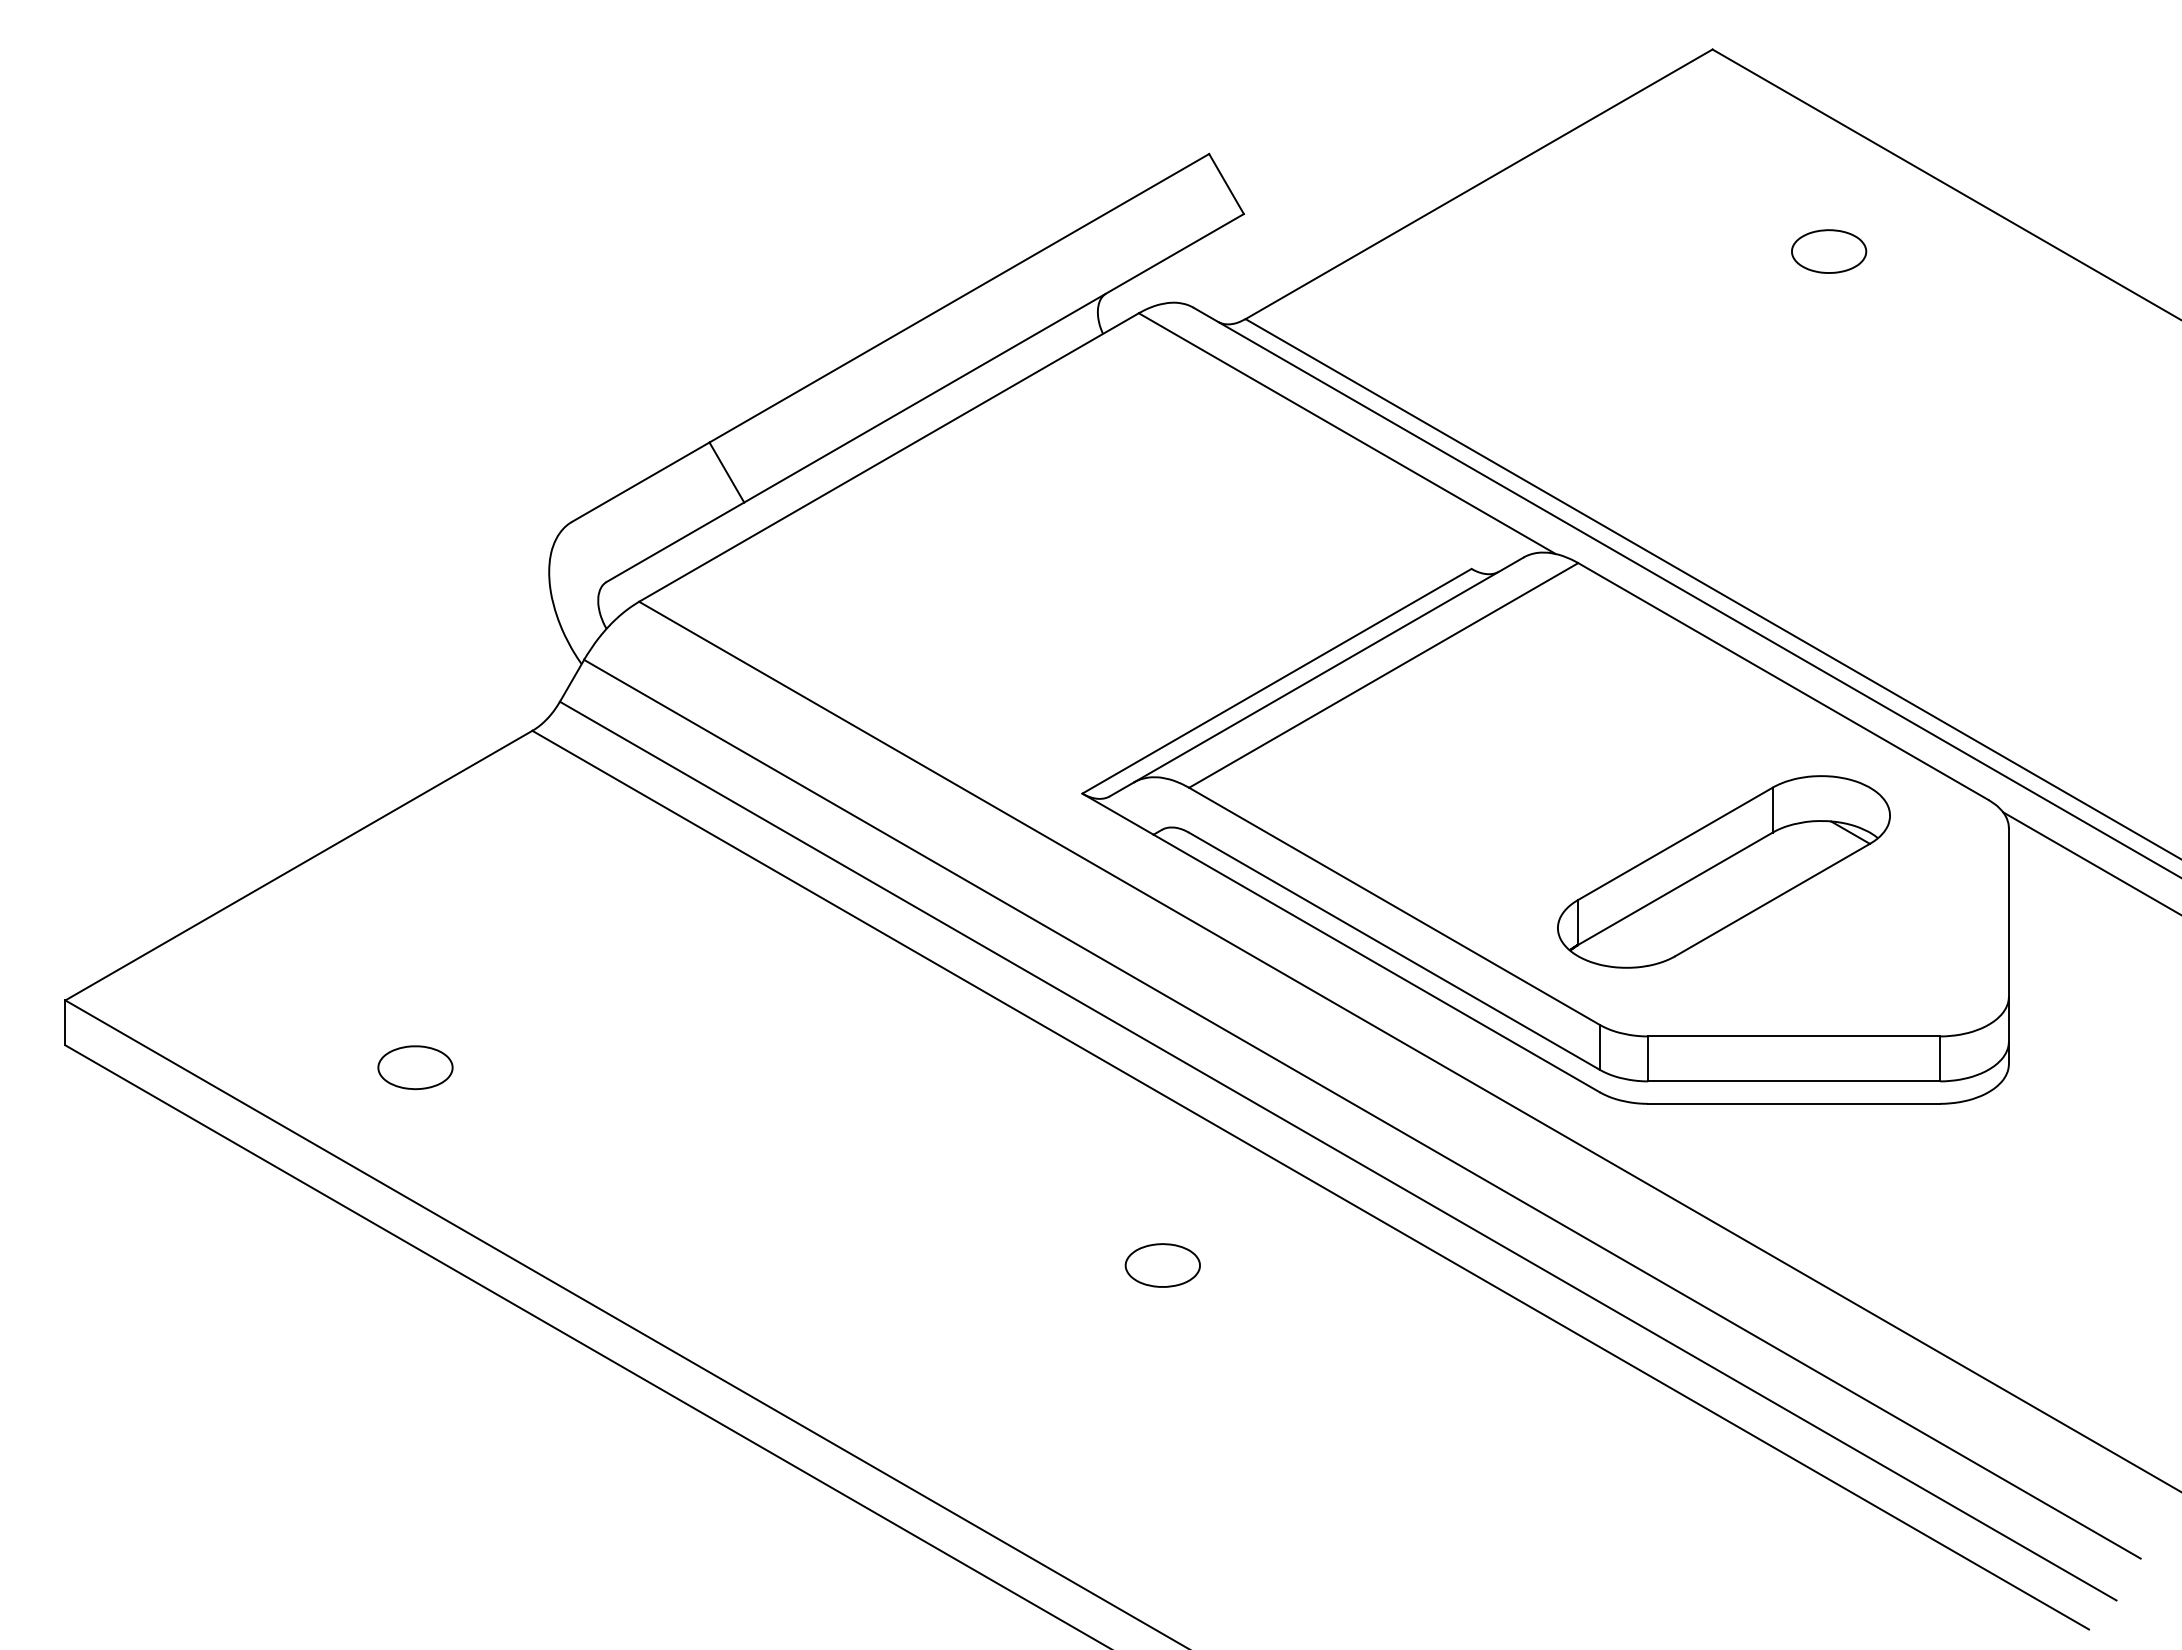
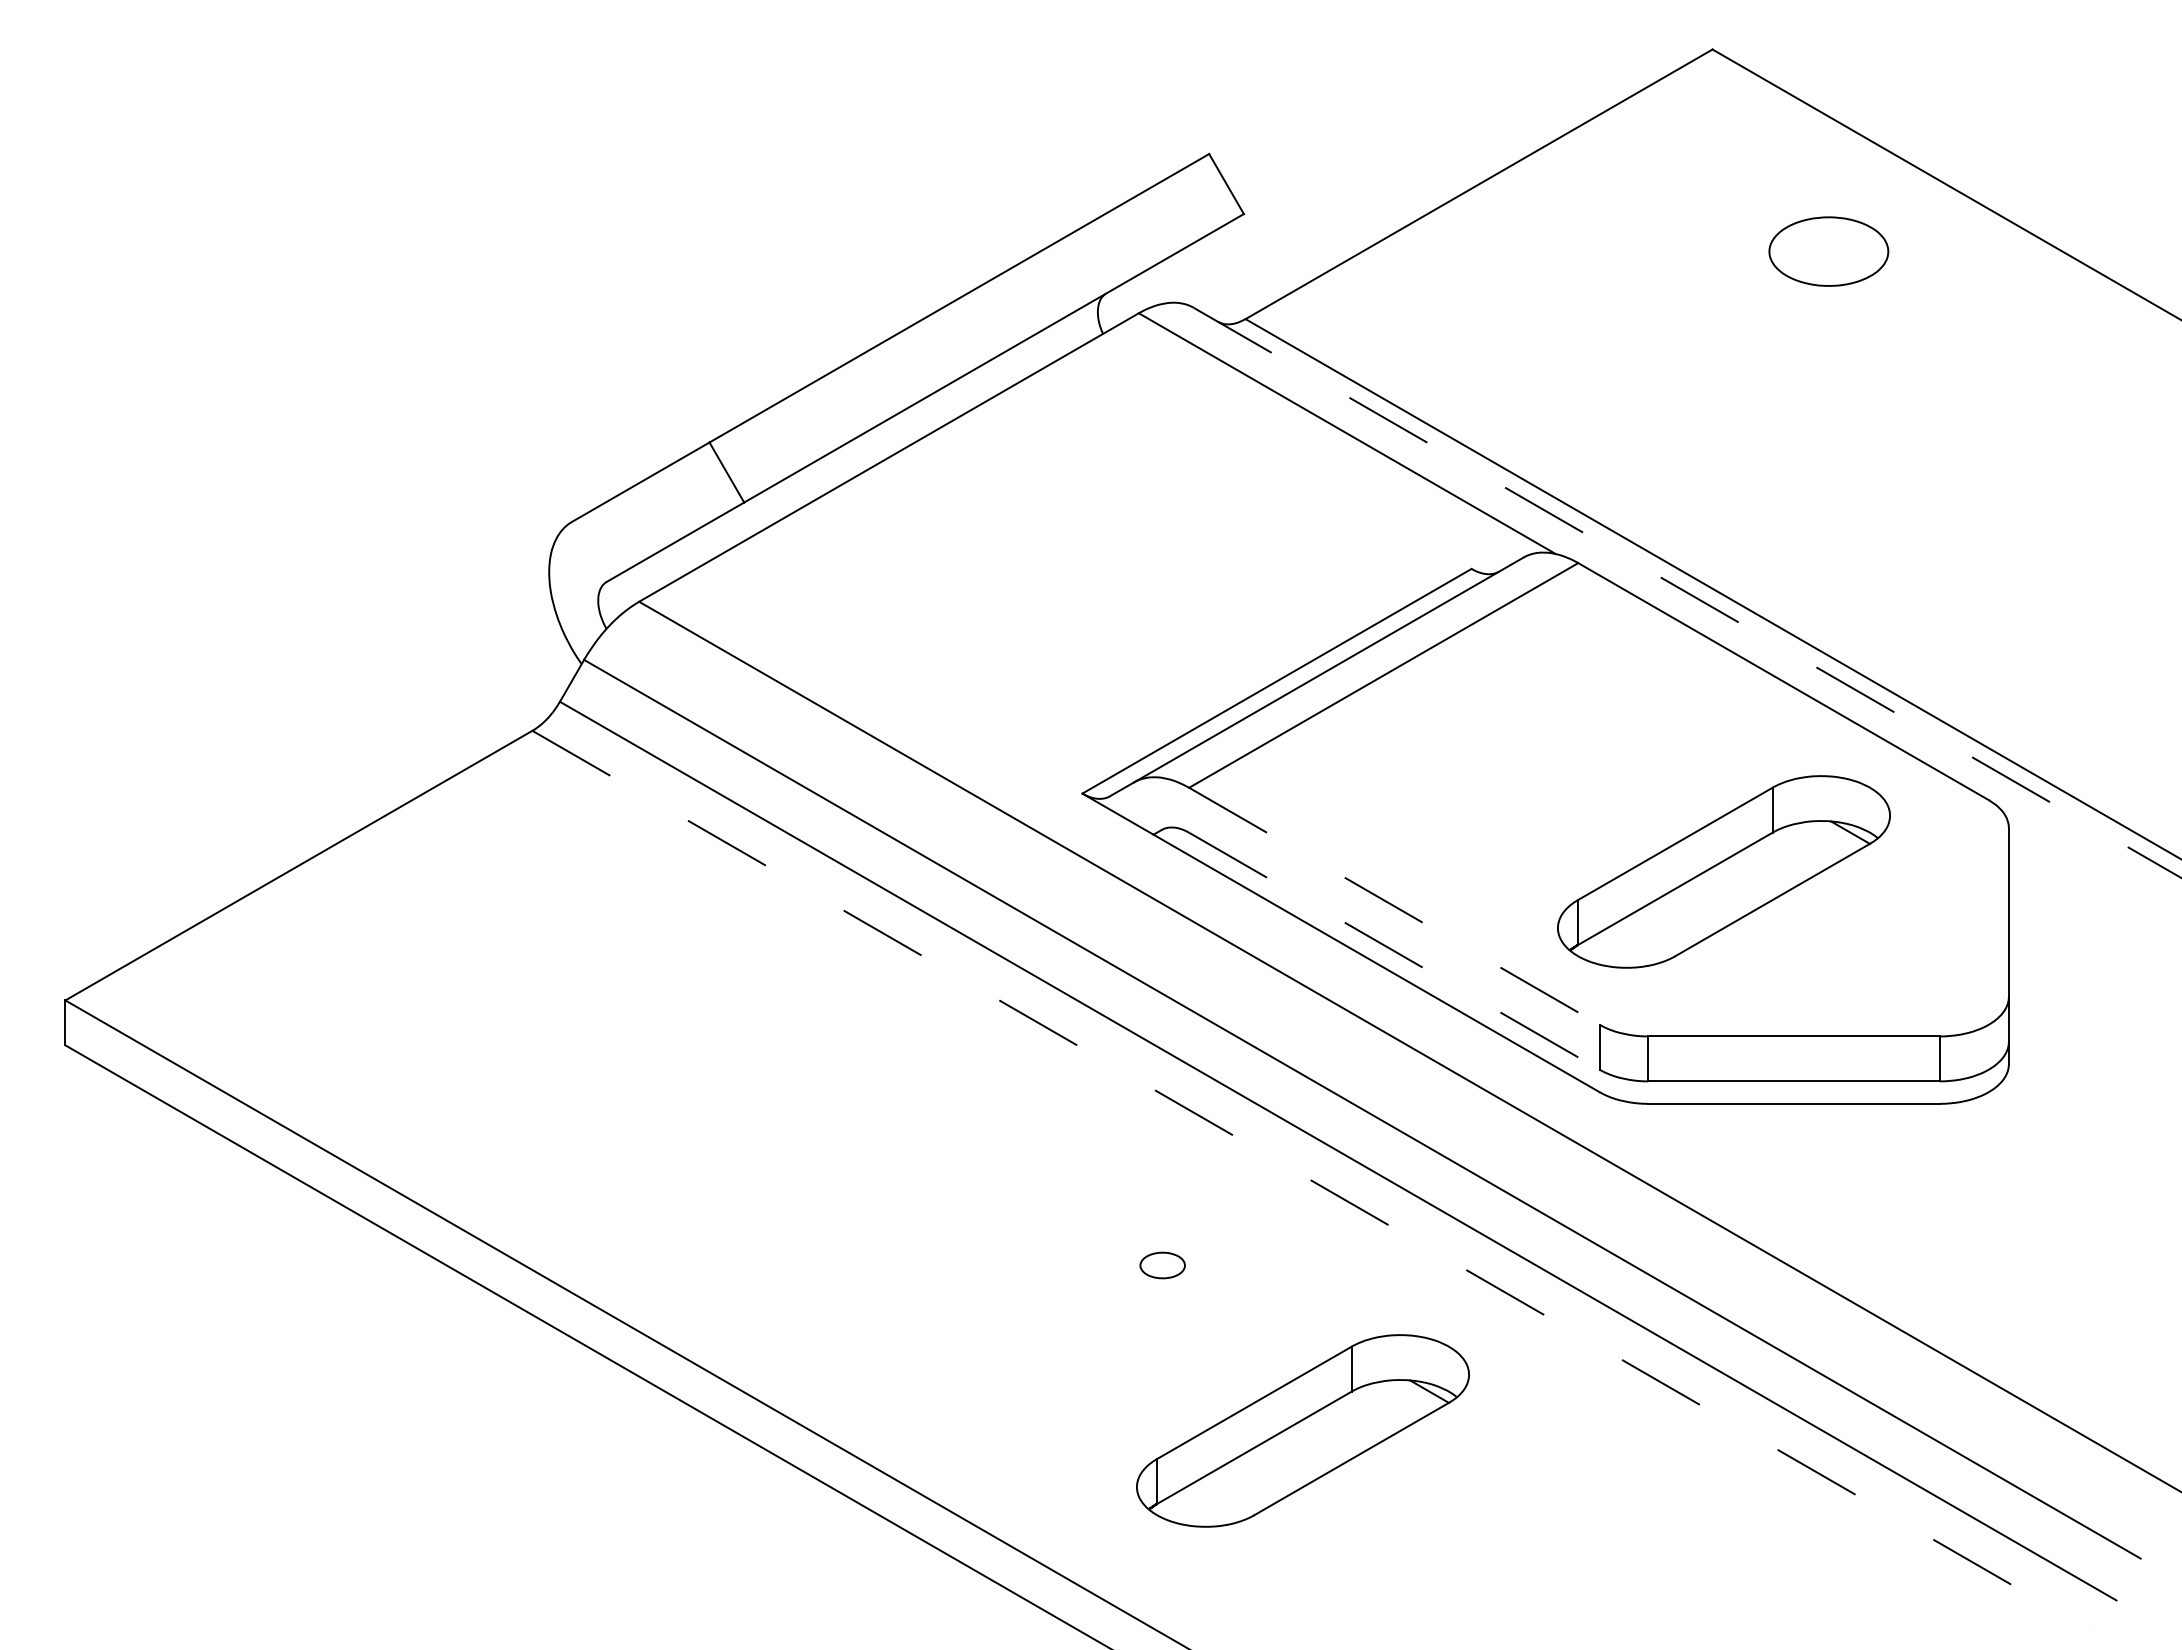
part size: 77x45 px -> 122x71 px (1828, 251)
line: solid -> dashed (1688, 593)
line: present -> none (2090, 862)
line: solid -> dashed (1394, 906)
line: solid -> dashed (1394, 951)
part: present -> none (415, 1067)
line: solid -> dashed (1310, 1180)
part size: 77x45 px -> 47x29 px (1162, 1265)
part: none -> present (1302, 1430)
